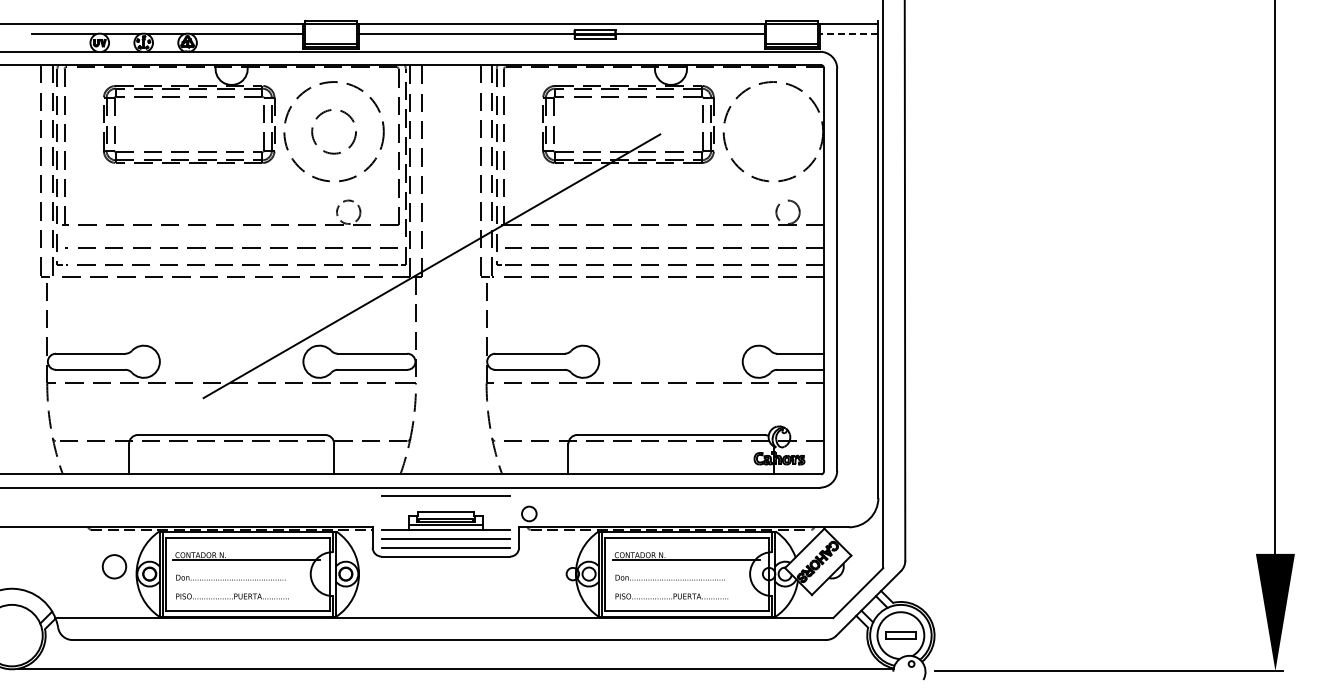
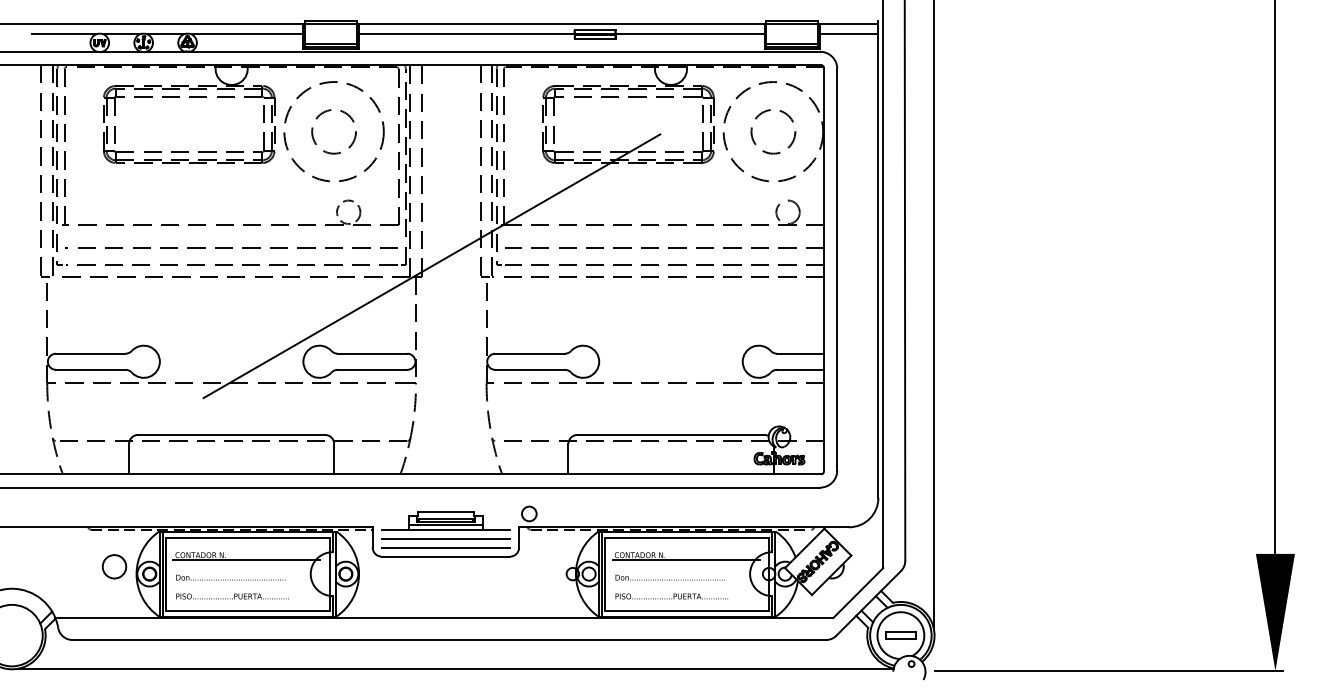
line: dashed -> solid (848, 34)
circle: none -> present (773, 131)
line: none -> present (933, 315)
line: present -> none (445, 495)
